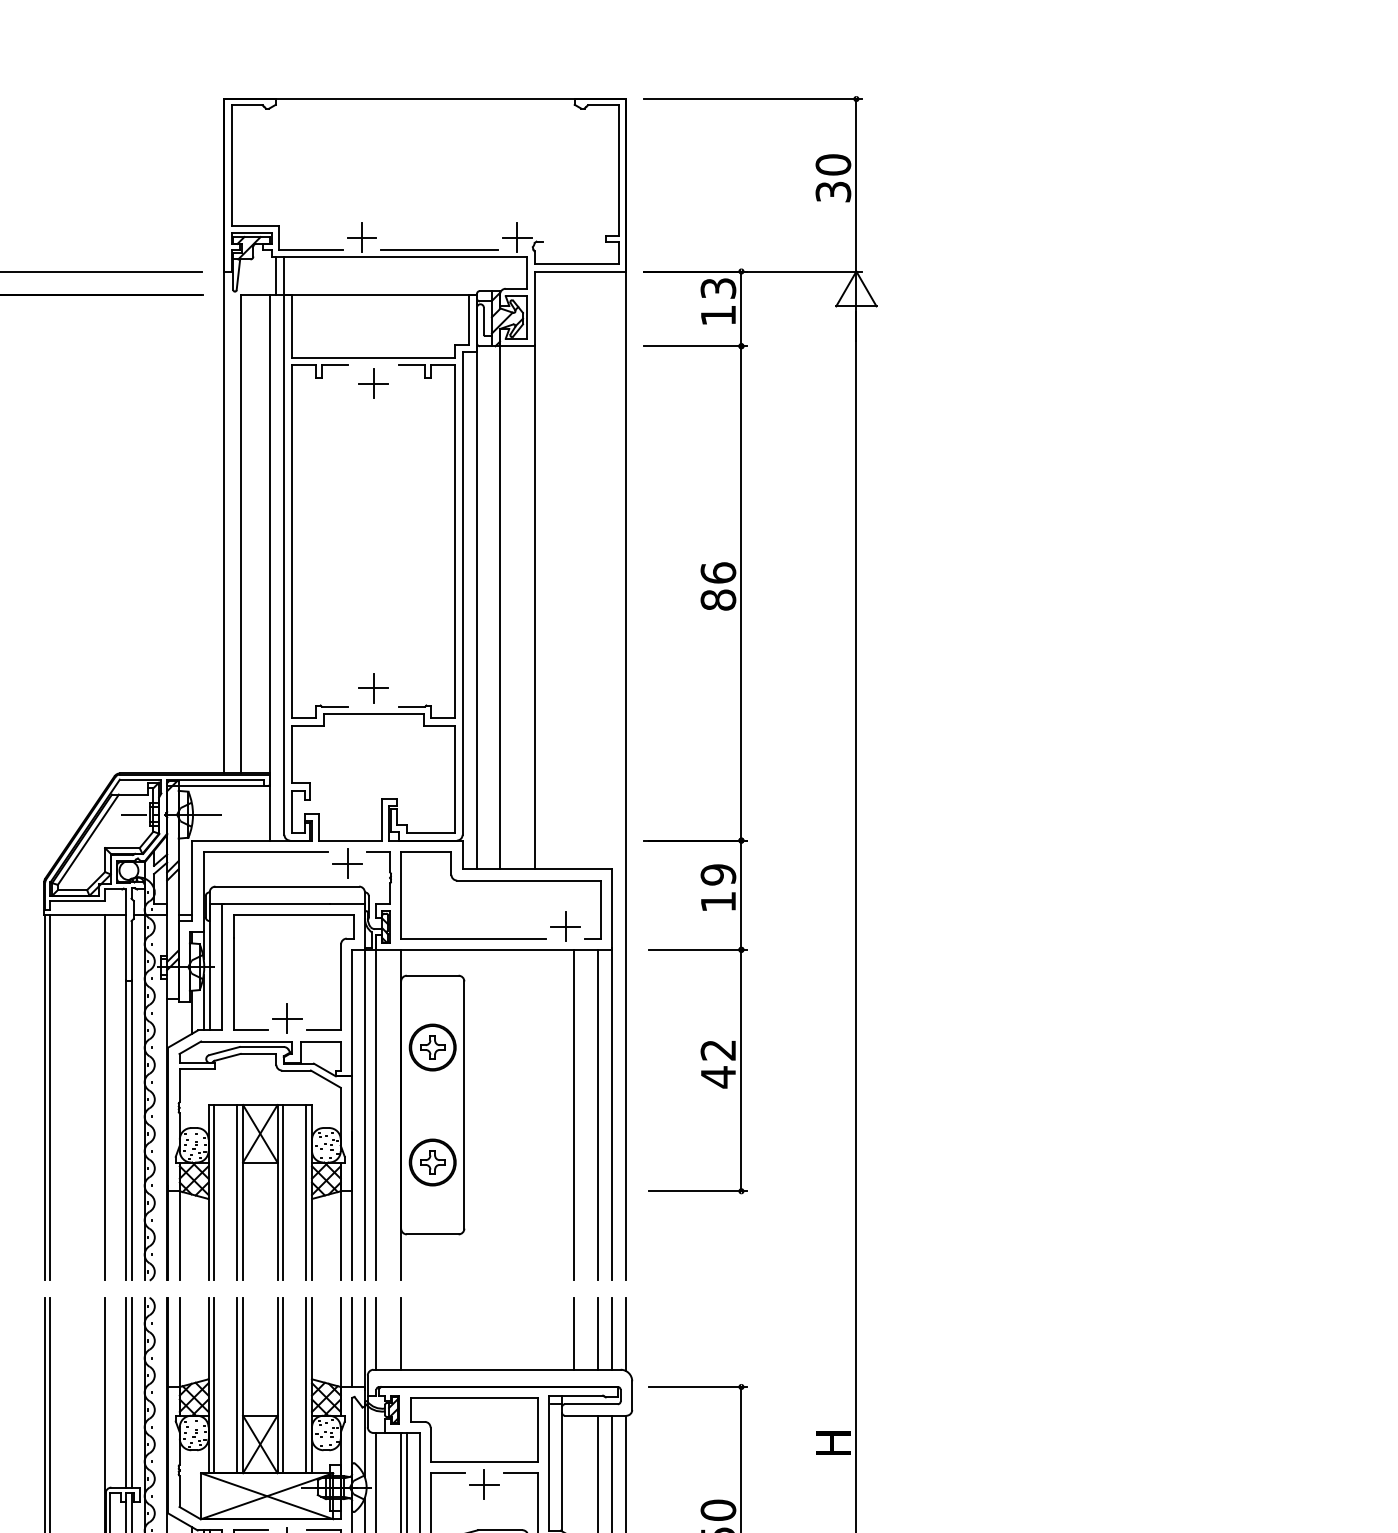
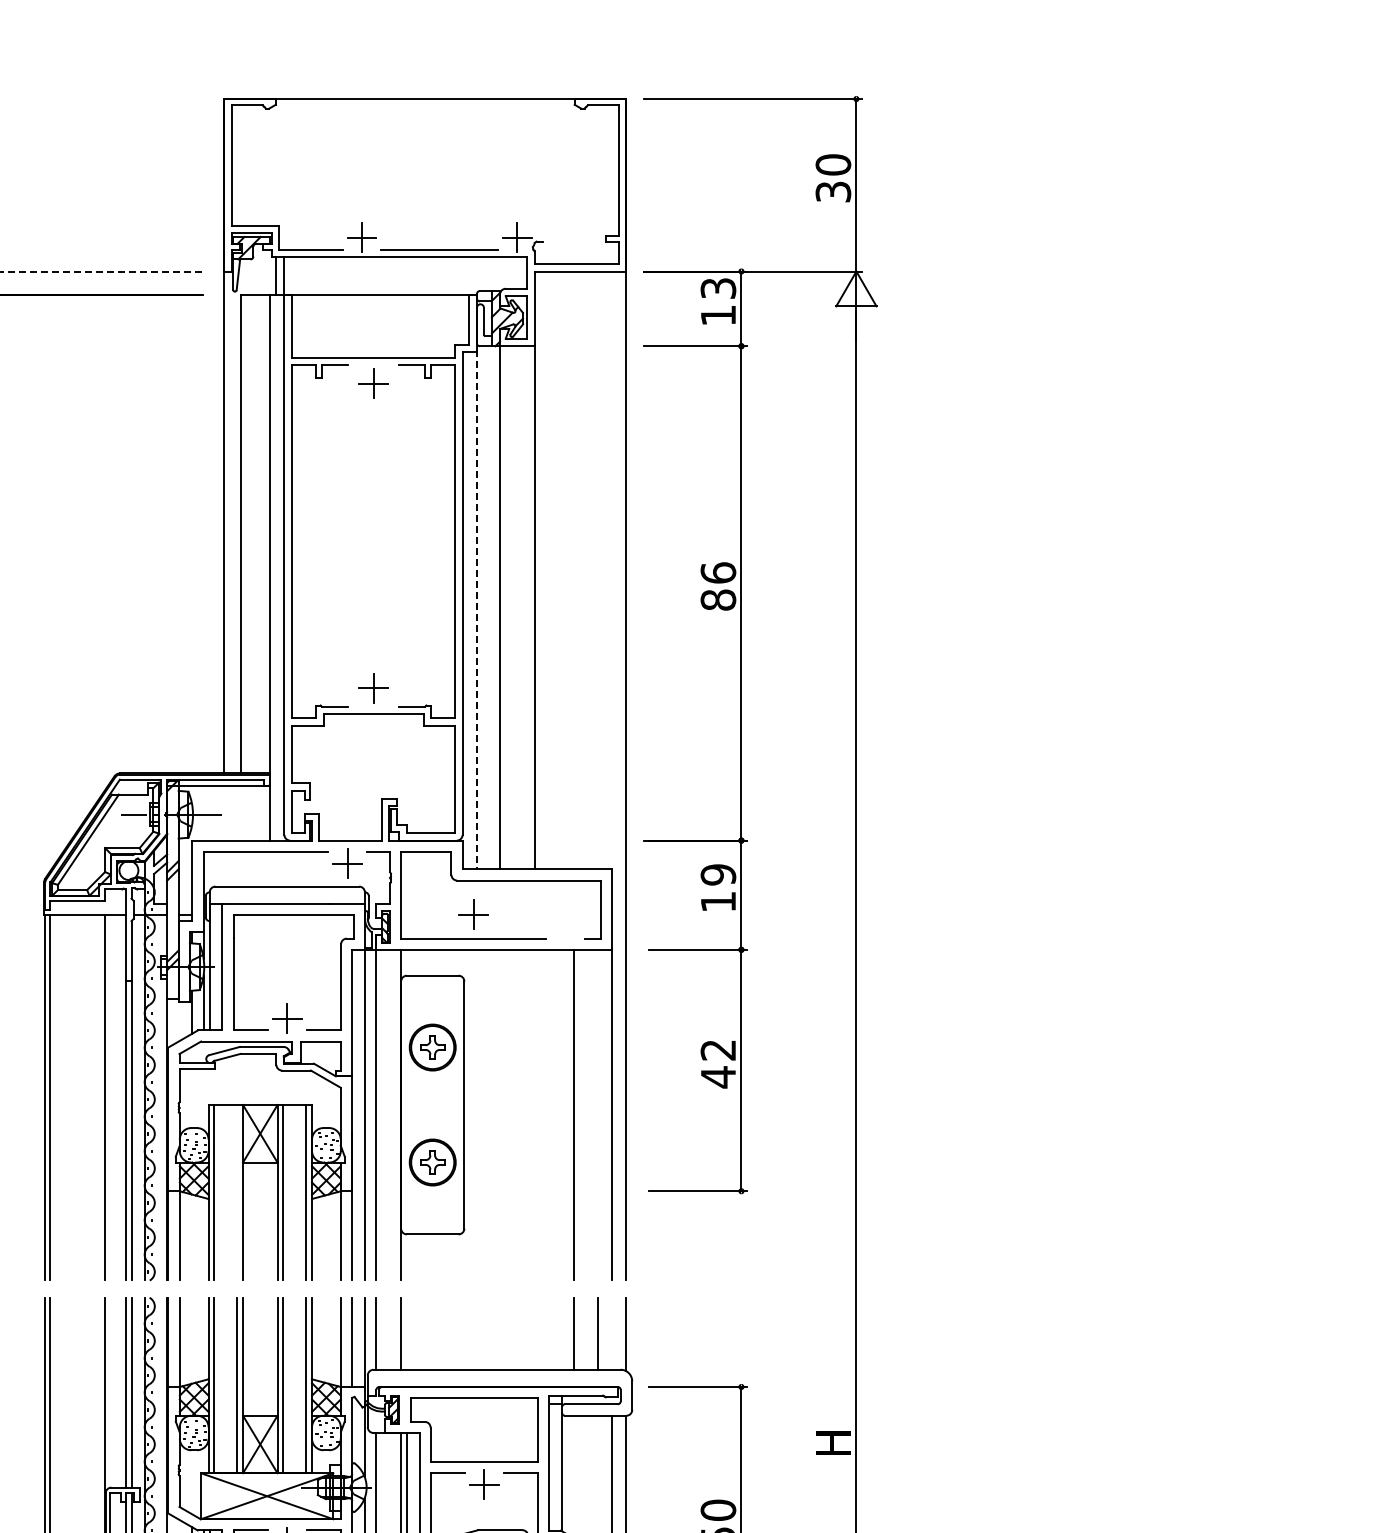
line: solid -> dashed (101, 271)
line: solid -> dashed (477, 582)
part position: (565, 926) -> (473, 914) (473, 914)
line: present -> none (598, 1114)
line: present -> none (237, 1192)
line: present -> none (612, 1333)
line: present -> none (598, 1472)
